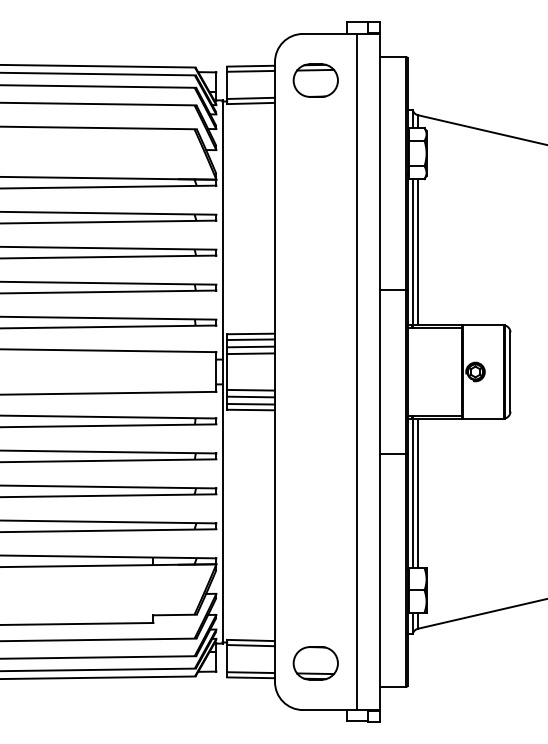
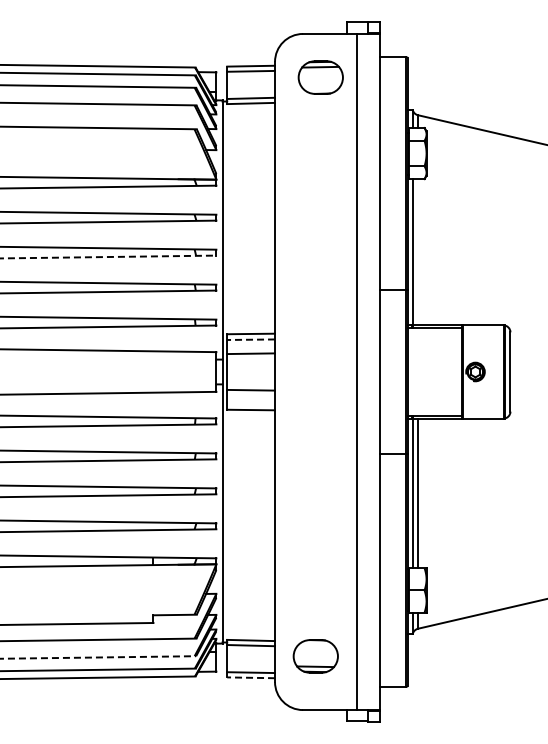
part position: (315, 80) -> (320, 77) (320, 77)
line: present -> none (417, 252)
line: solid -> dashed (108, 257)
line: solid -> dashed (251, 339)
line: present -> none (251, 346)
line: present -> none (251, 396)
line: present -> none (251, 403)
line: solid -> dashed (98, 657)
part position: (315, 663) -> (315, 656) (315, 656)
line: solid -> dashed (251, 677)
